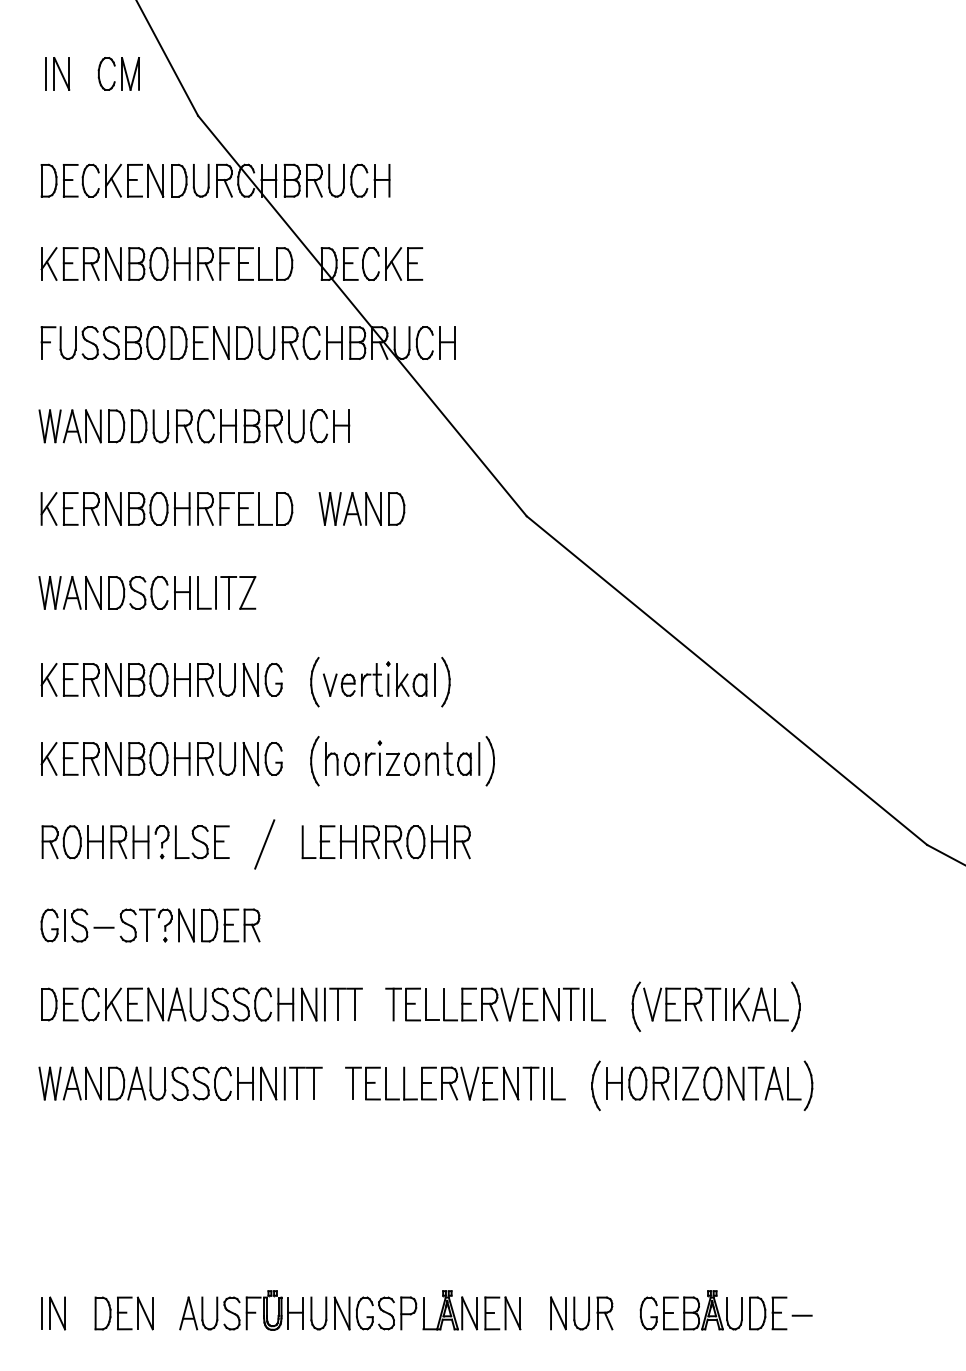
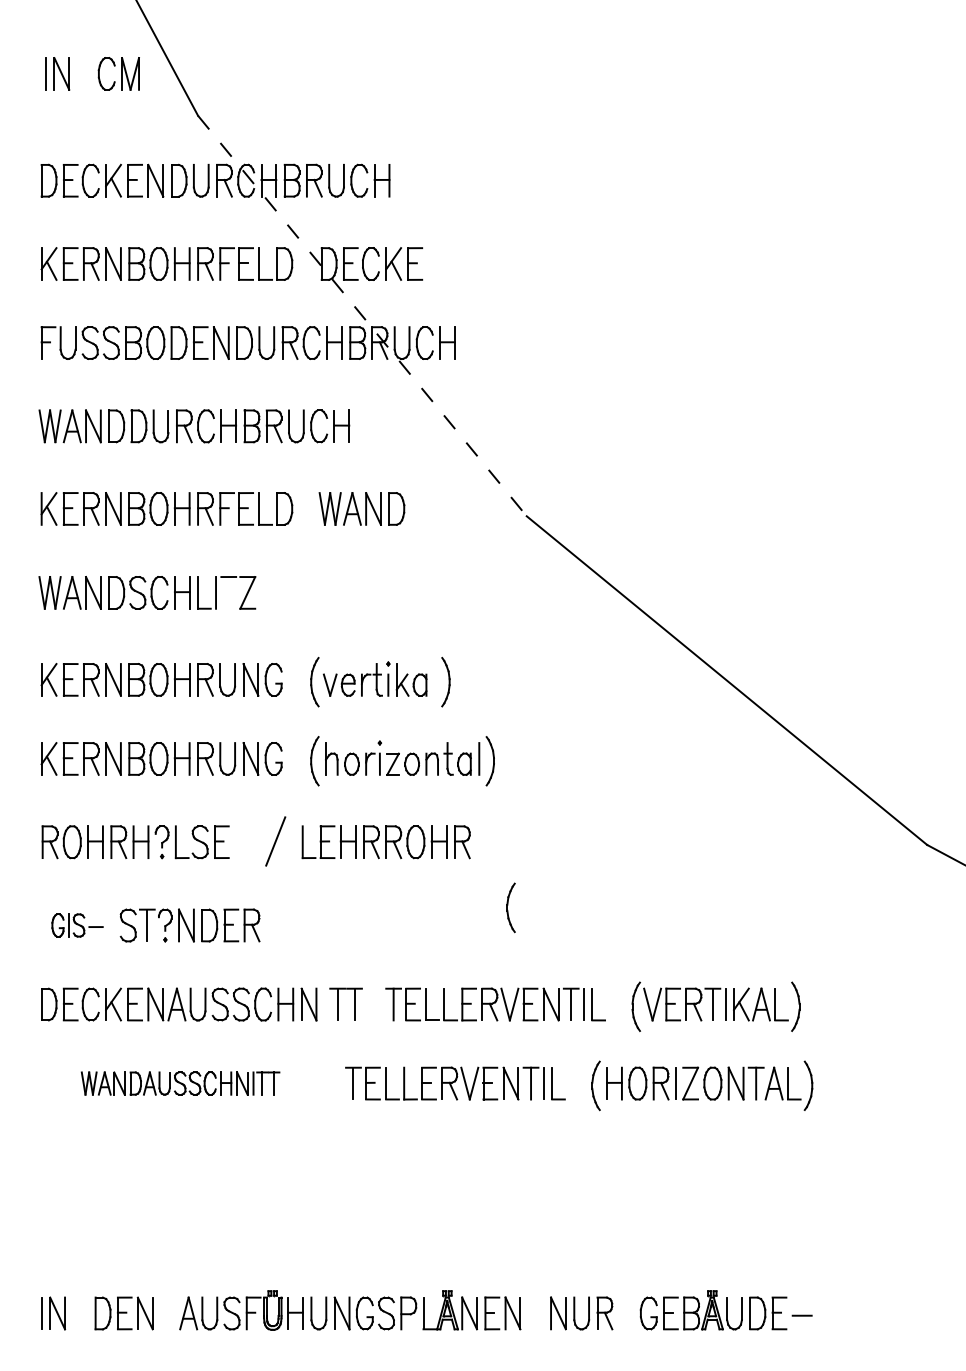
line: solid -> dashed (362, 316)
line: present -> none (228, 592)
line: present -> none (434, 679)
line position: (264, 844) -> (275, 841) (275, 841)
part: none -> present (510, 907)
part size: 75x35 px -> 53x25 px (77, 925)
line: present -> none (324, 1004)
part size: 285x35 px -> 201x25 px (180, 1083)
